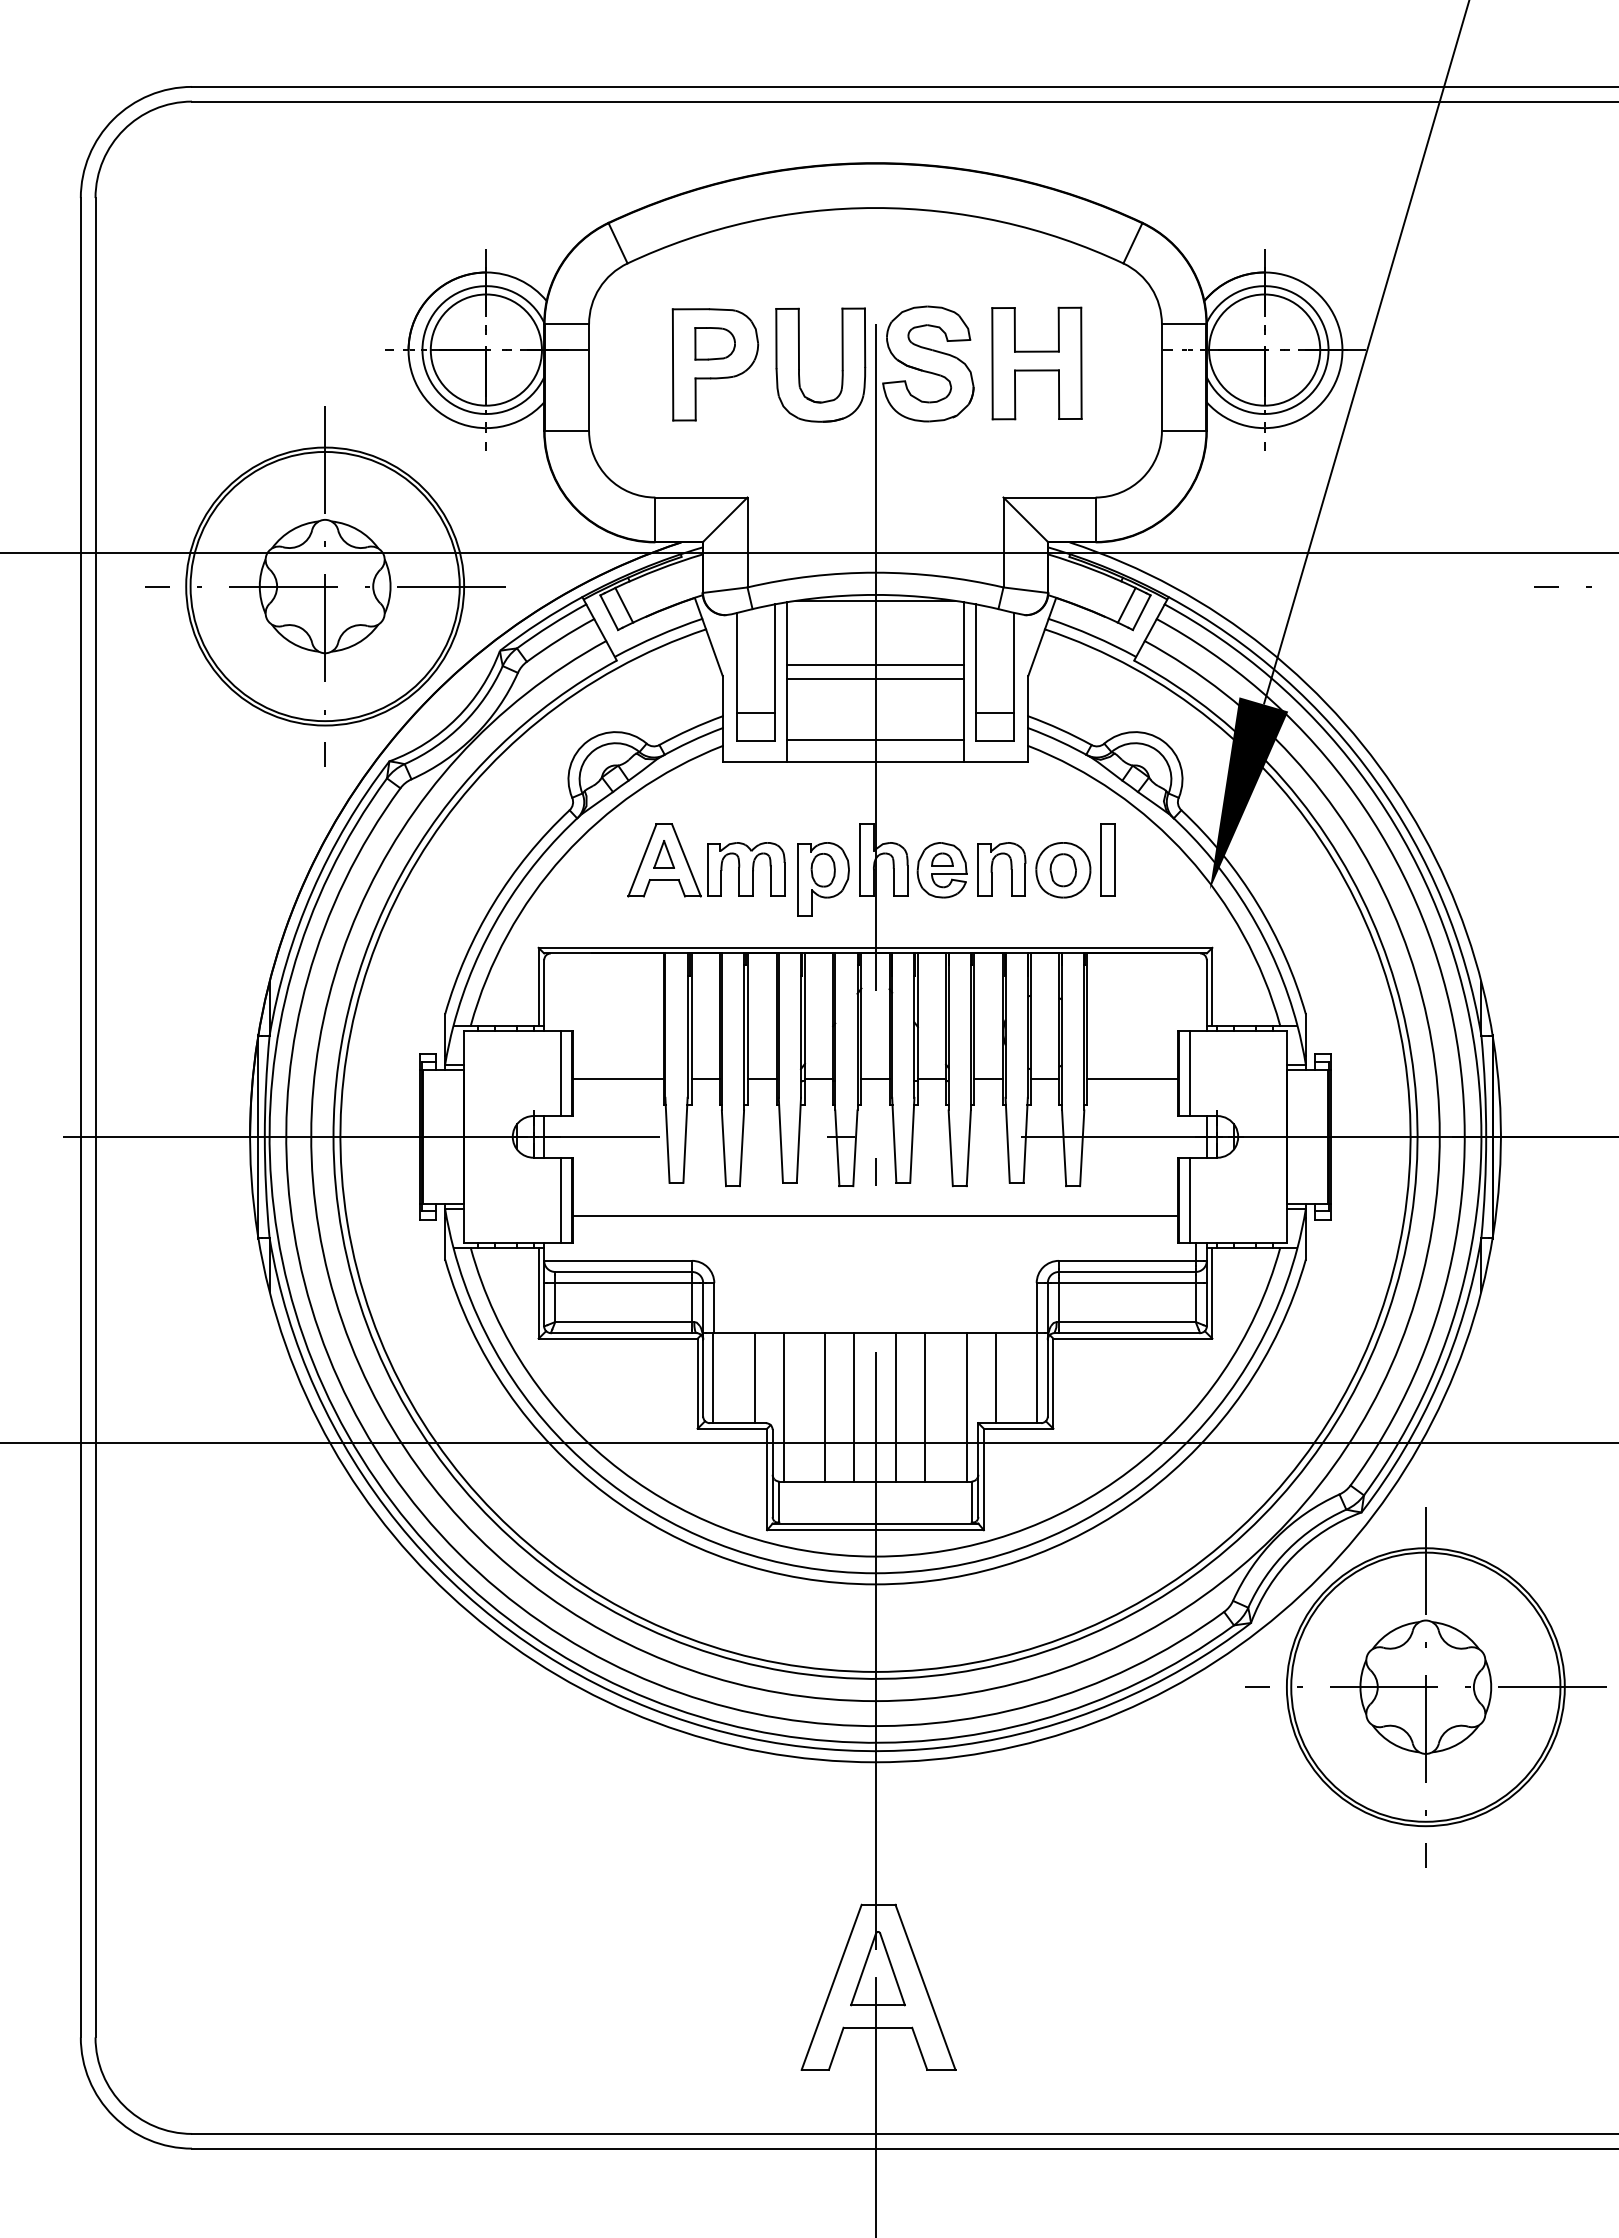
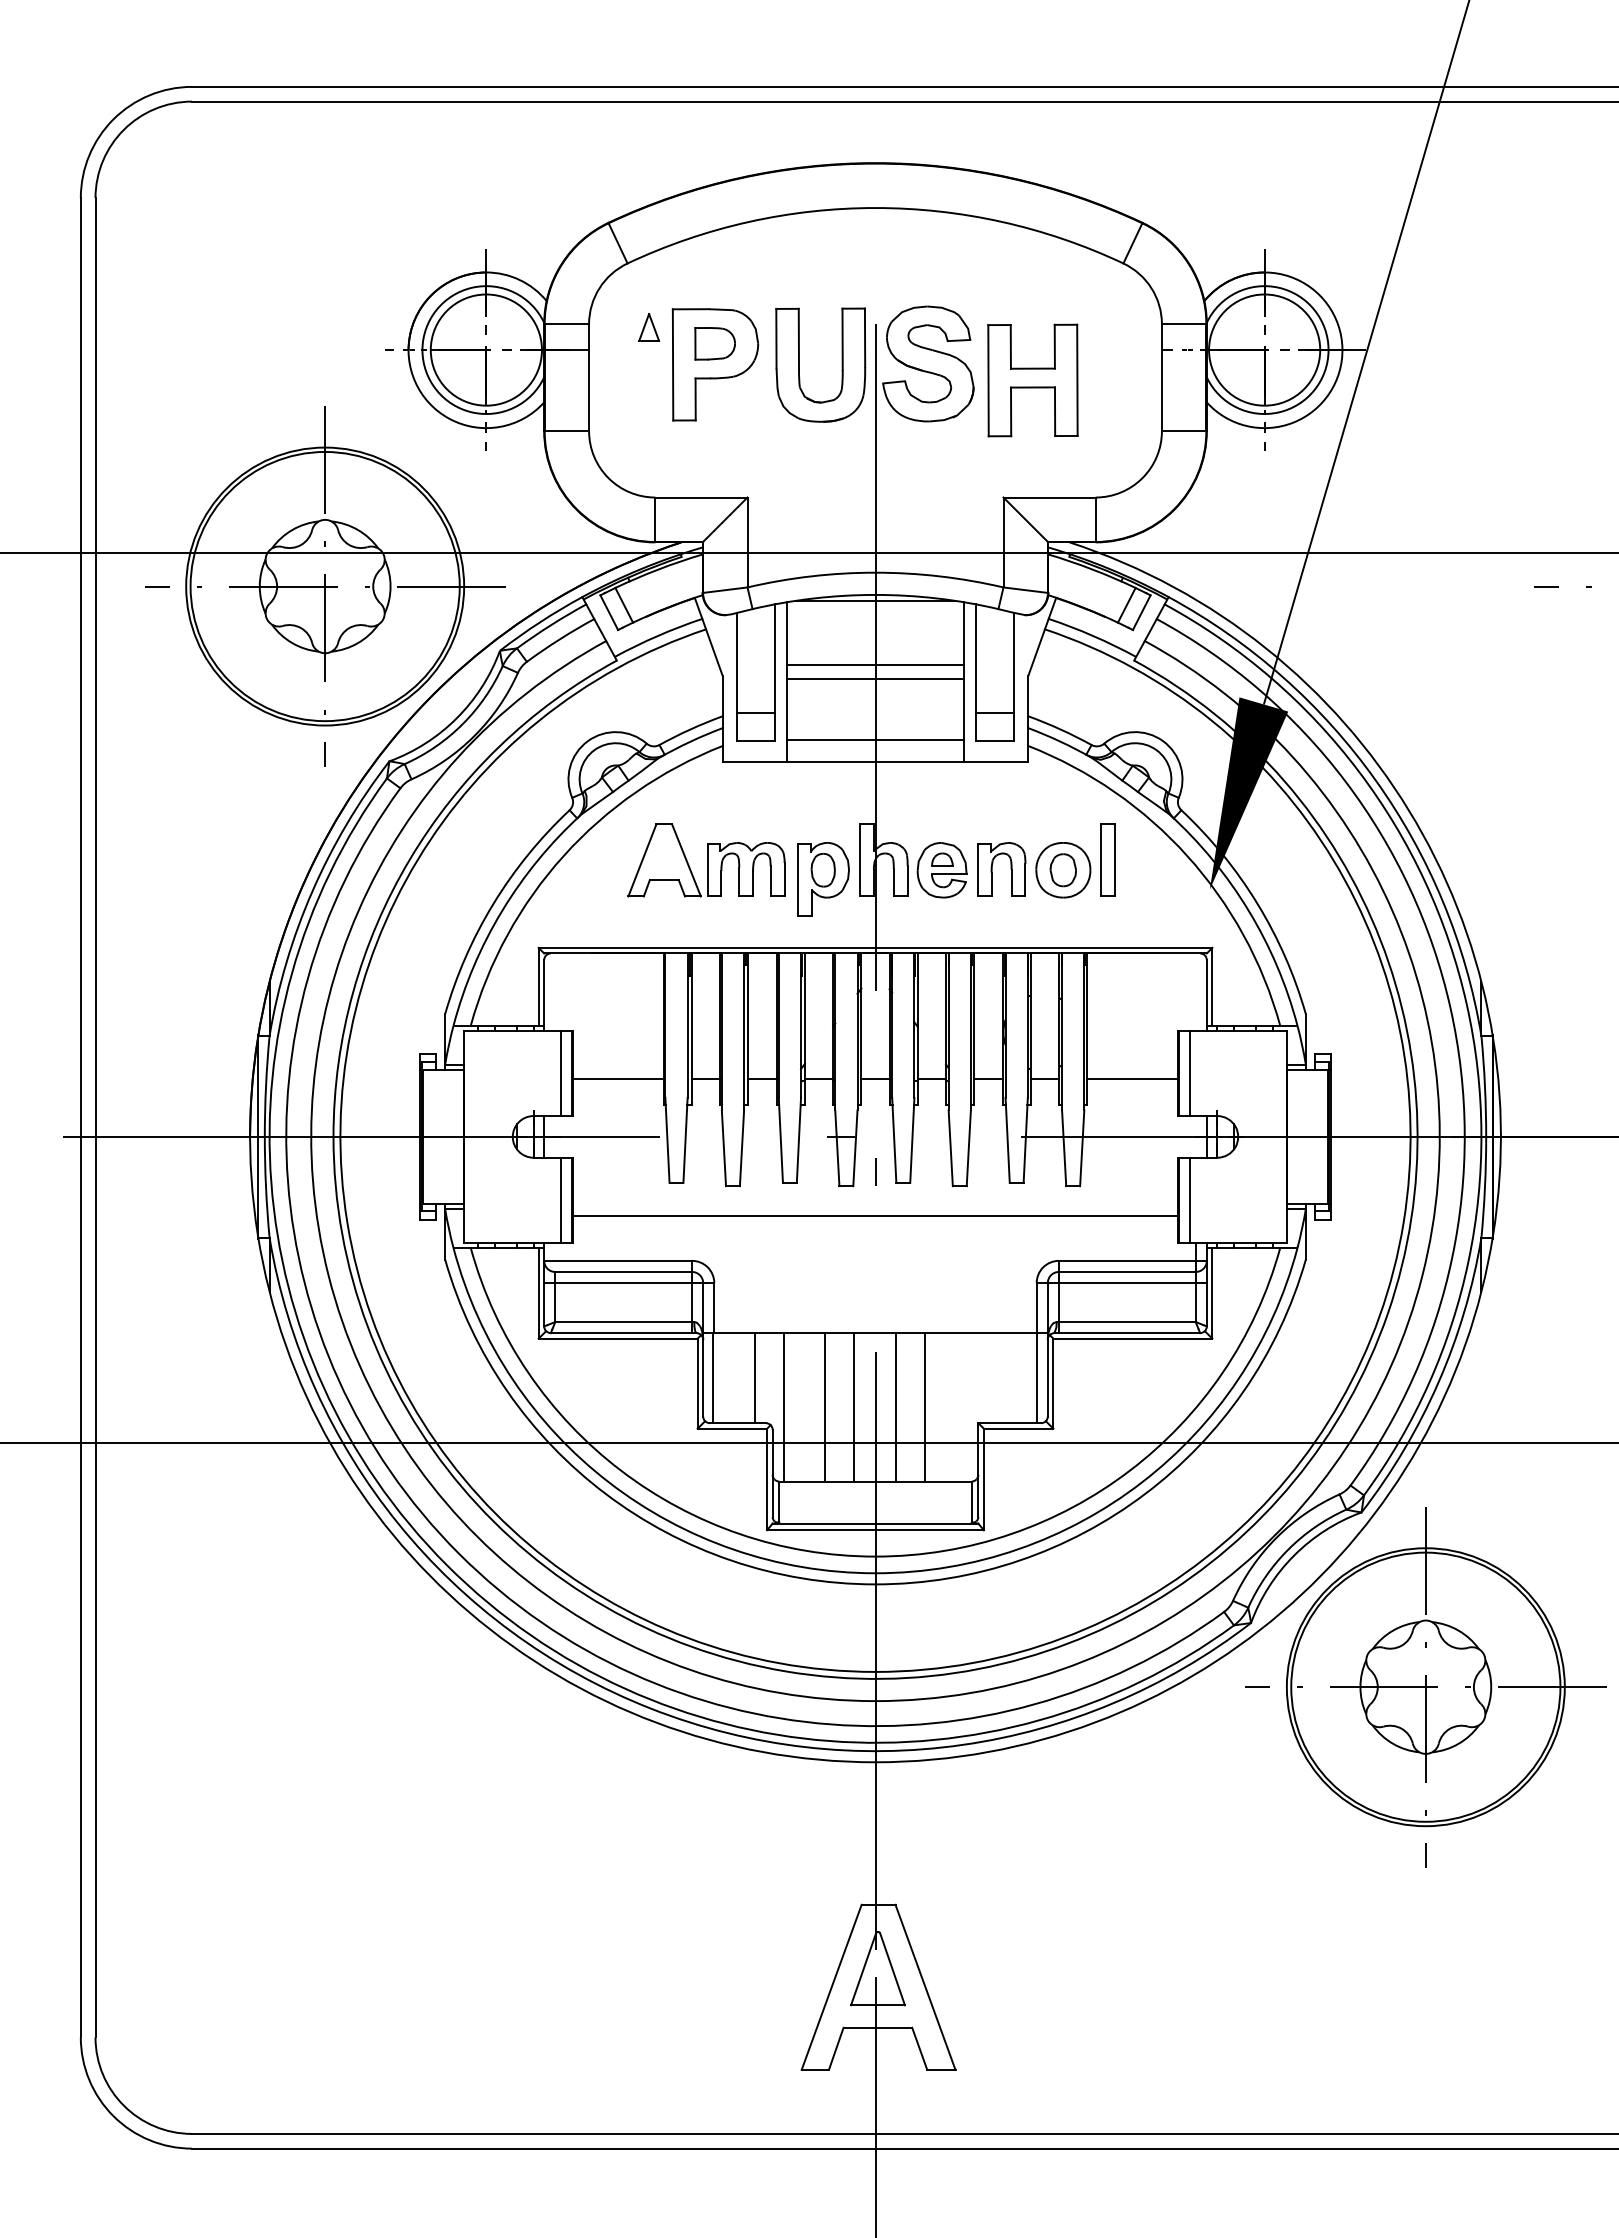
part position: (1036, 363) -> (1032, 380) (1032, 380)
part position: (663, 854) -> (648, 327) (648, 327)
line: present -> none (995, 1378)
line: present -> none (966, 1407)
